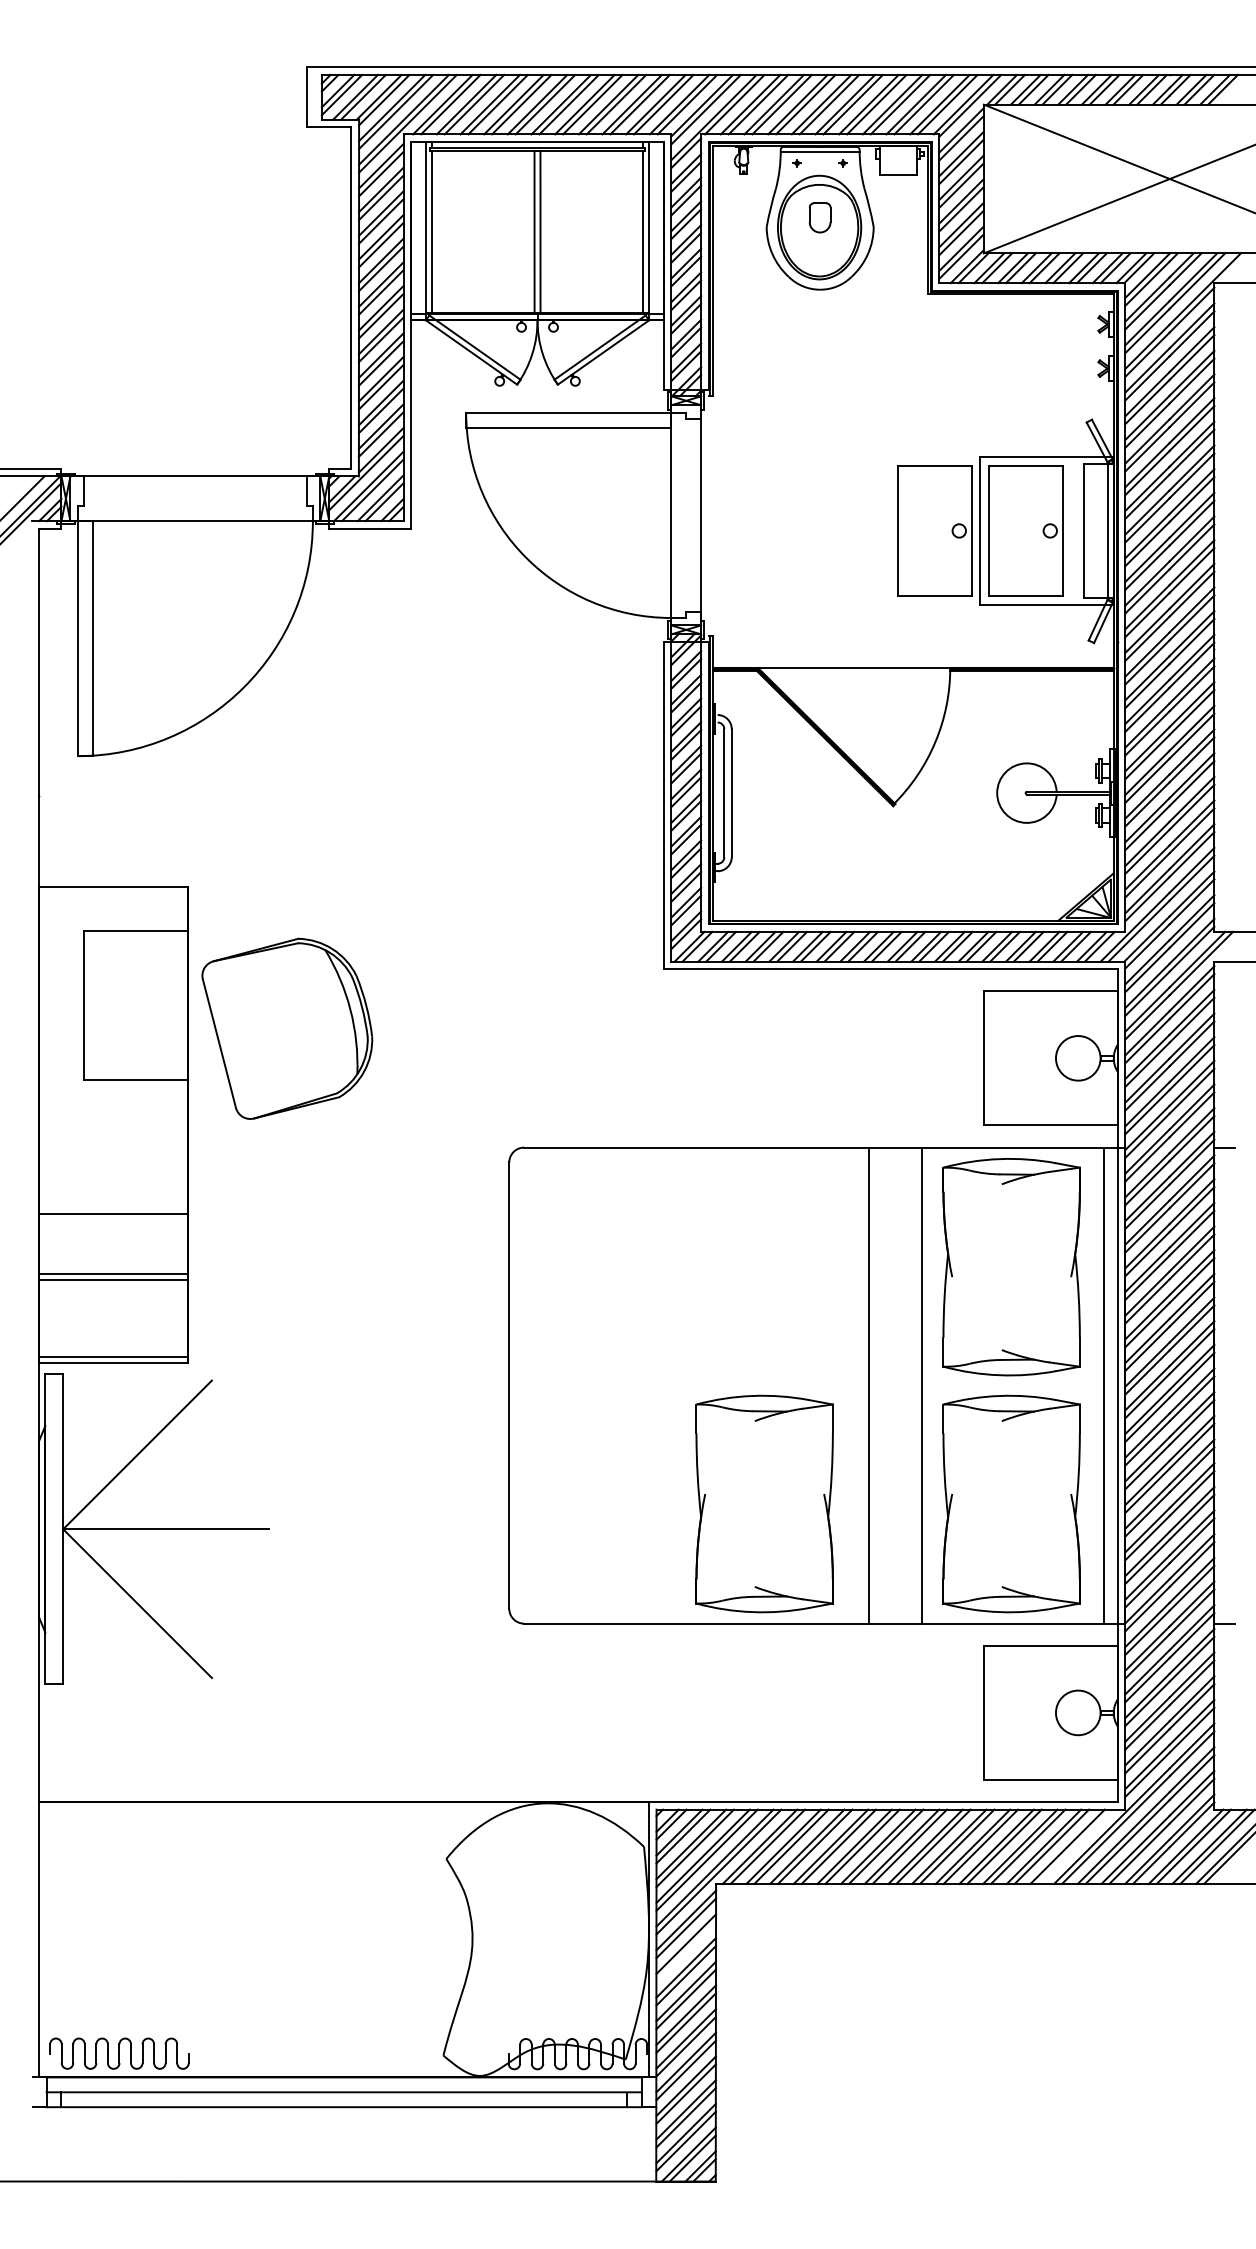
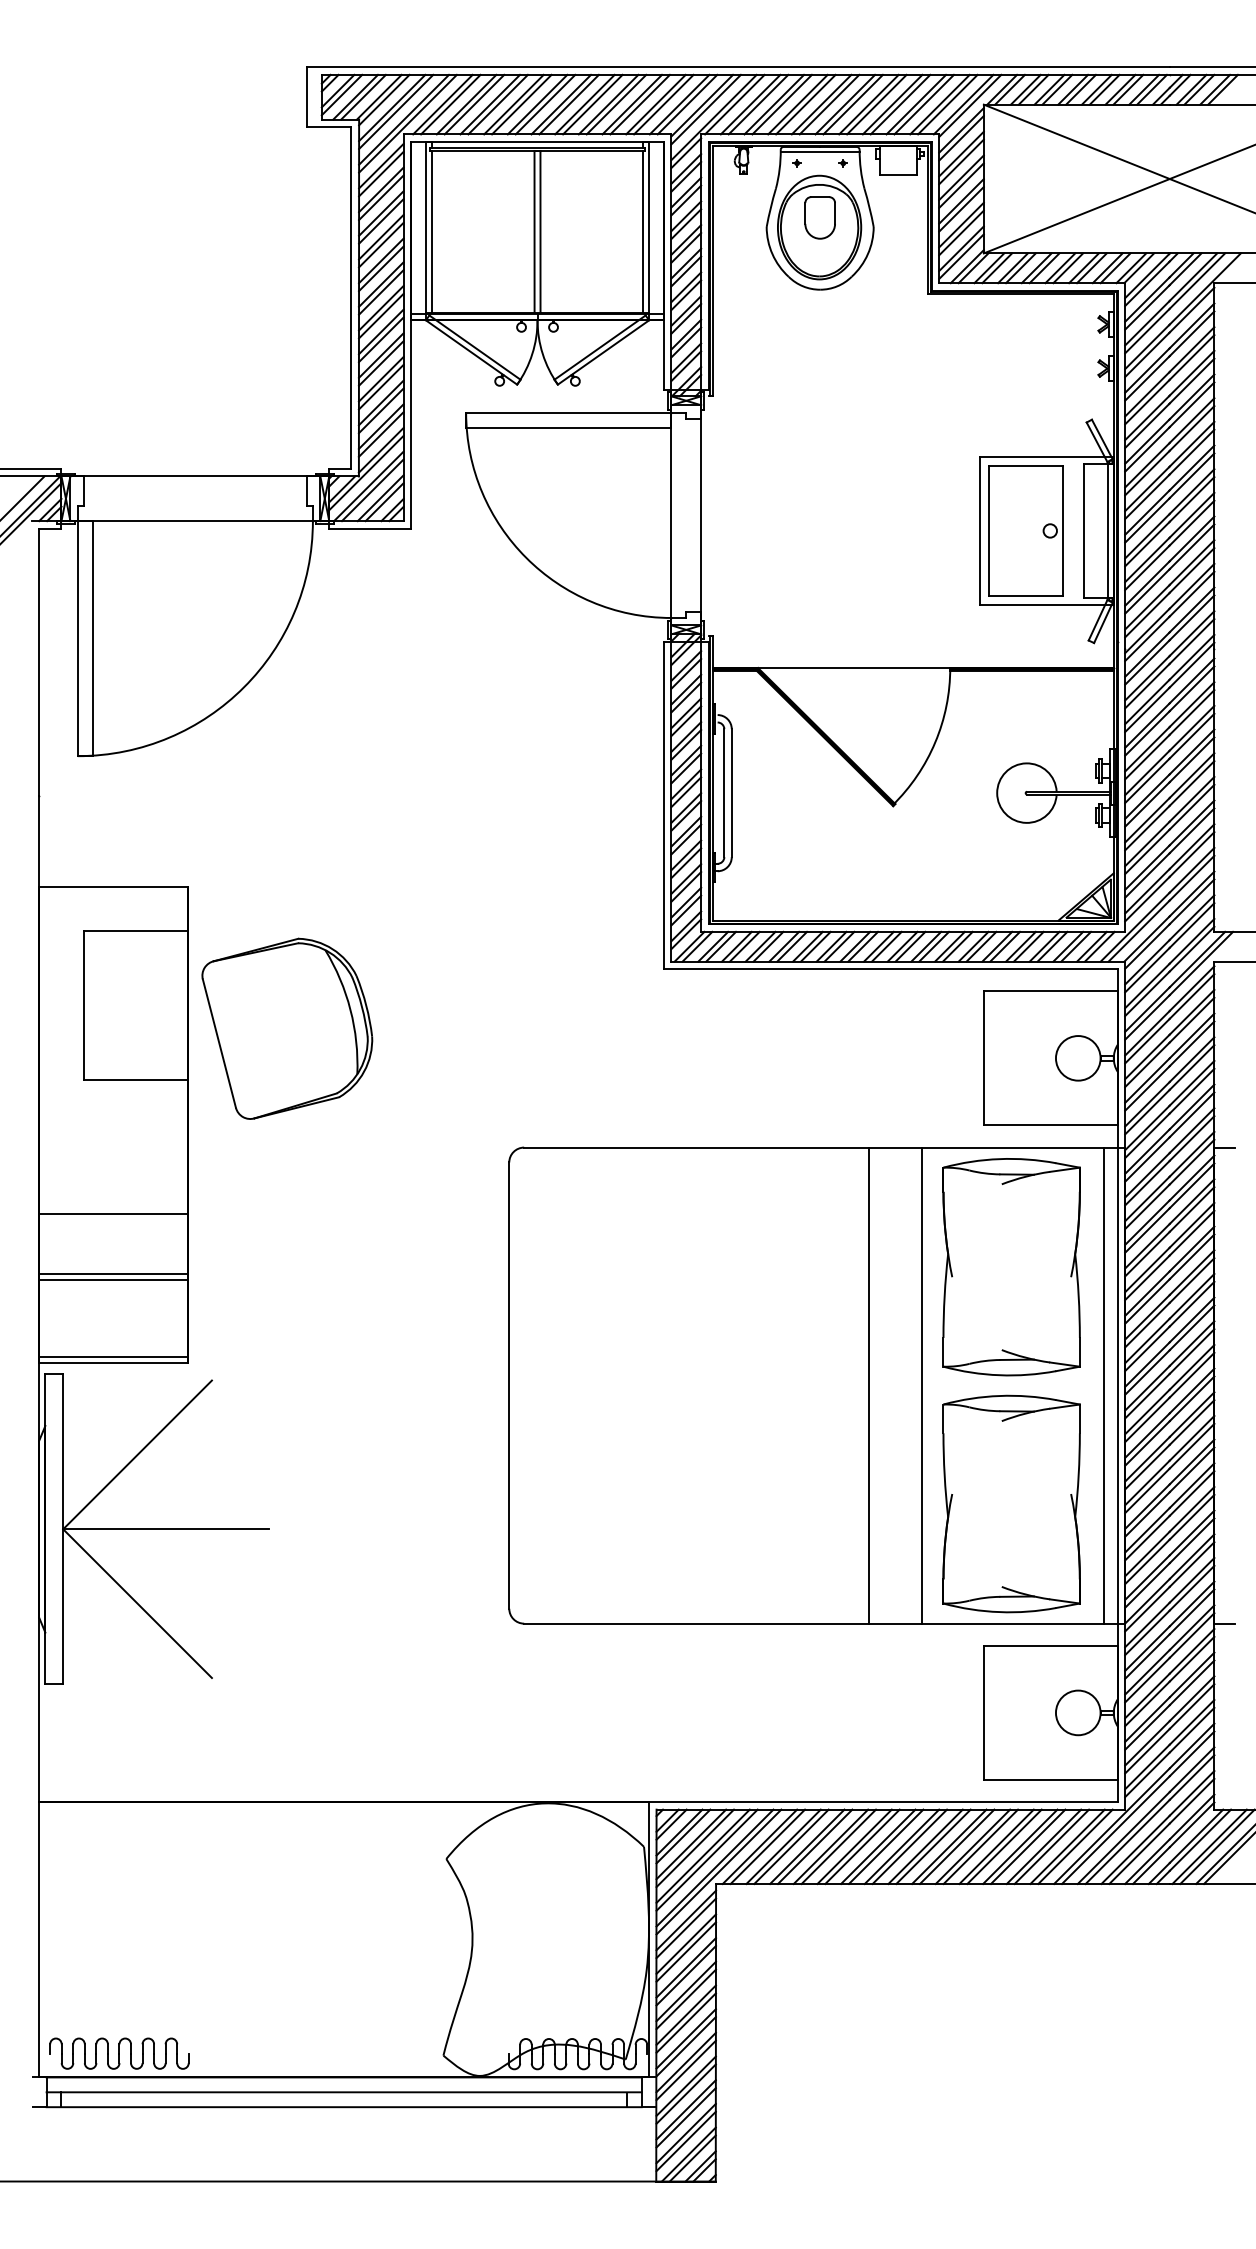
part size: 24x32 px -> 32x44 px (819, 217)
part: present -> none (934, 530)
part: present -> none (764, 1503)
line: none -> present (1075, 1846)
line: none -> present (686, 1951)
